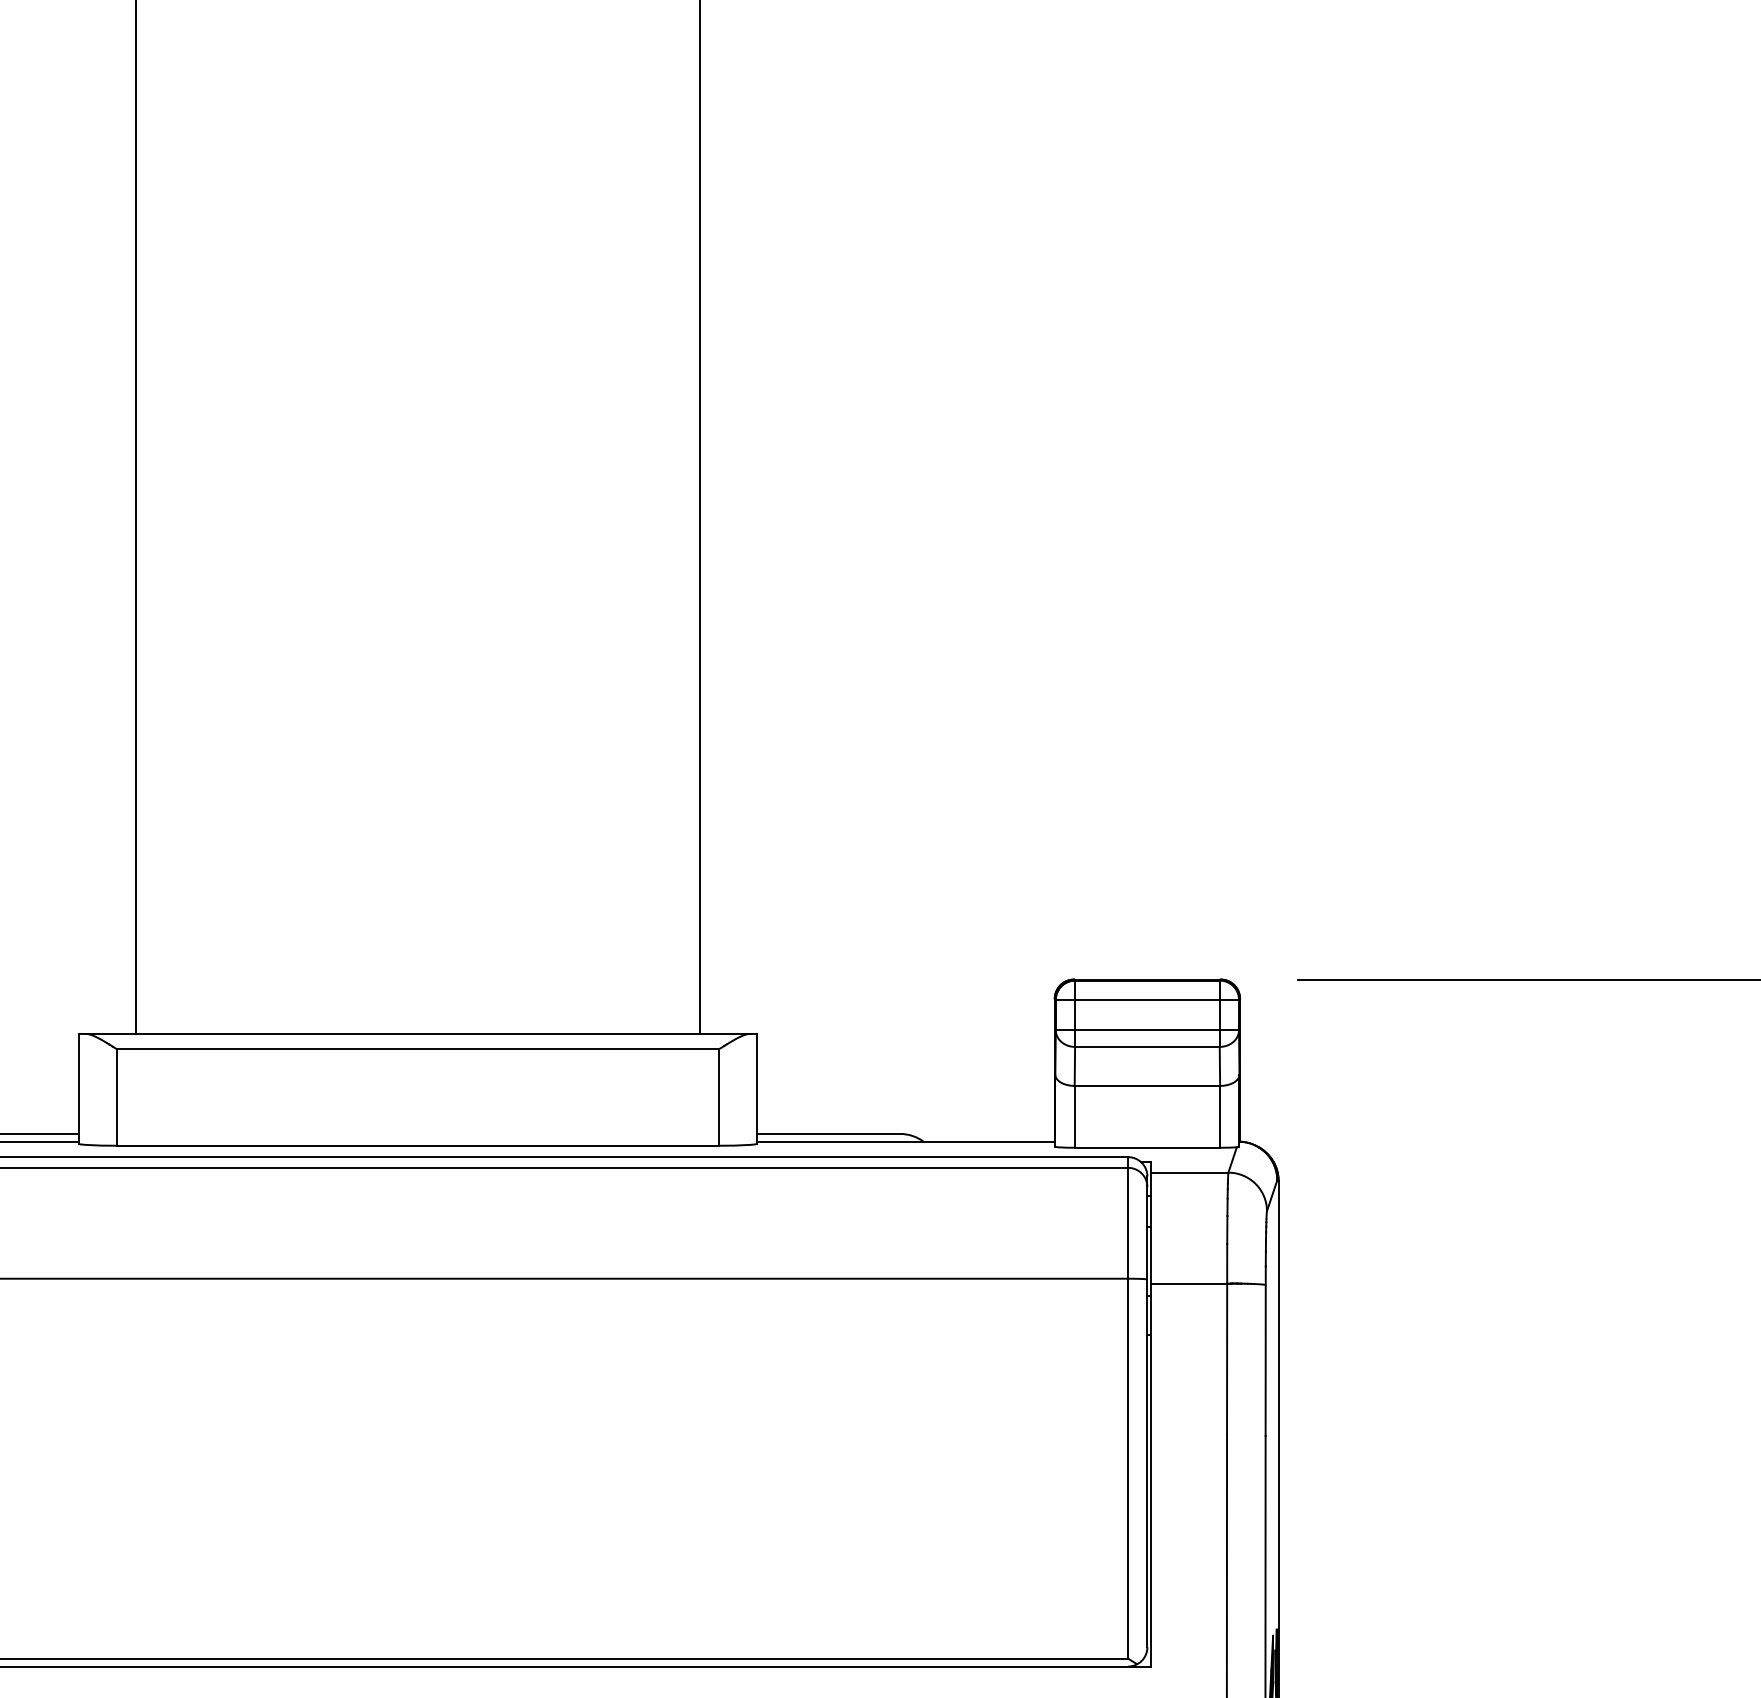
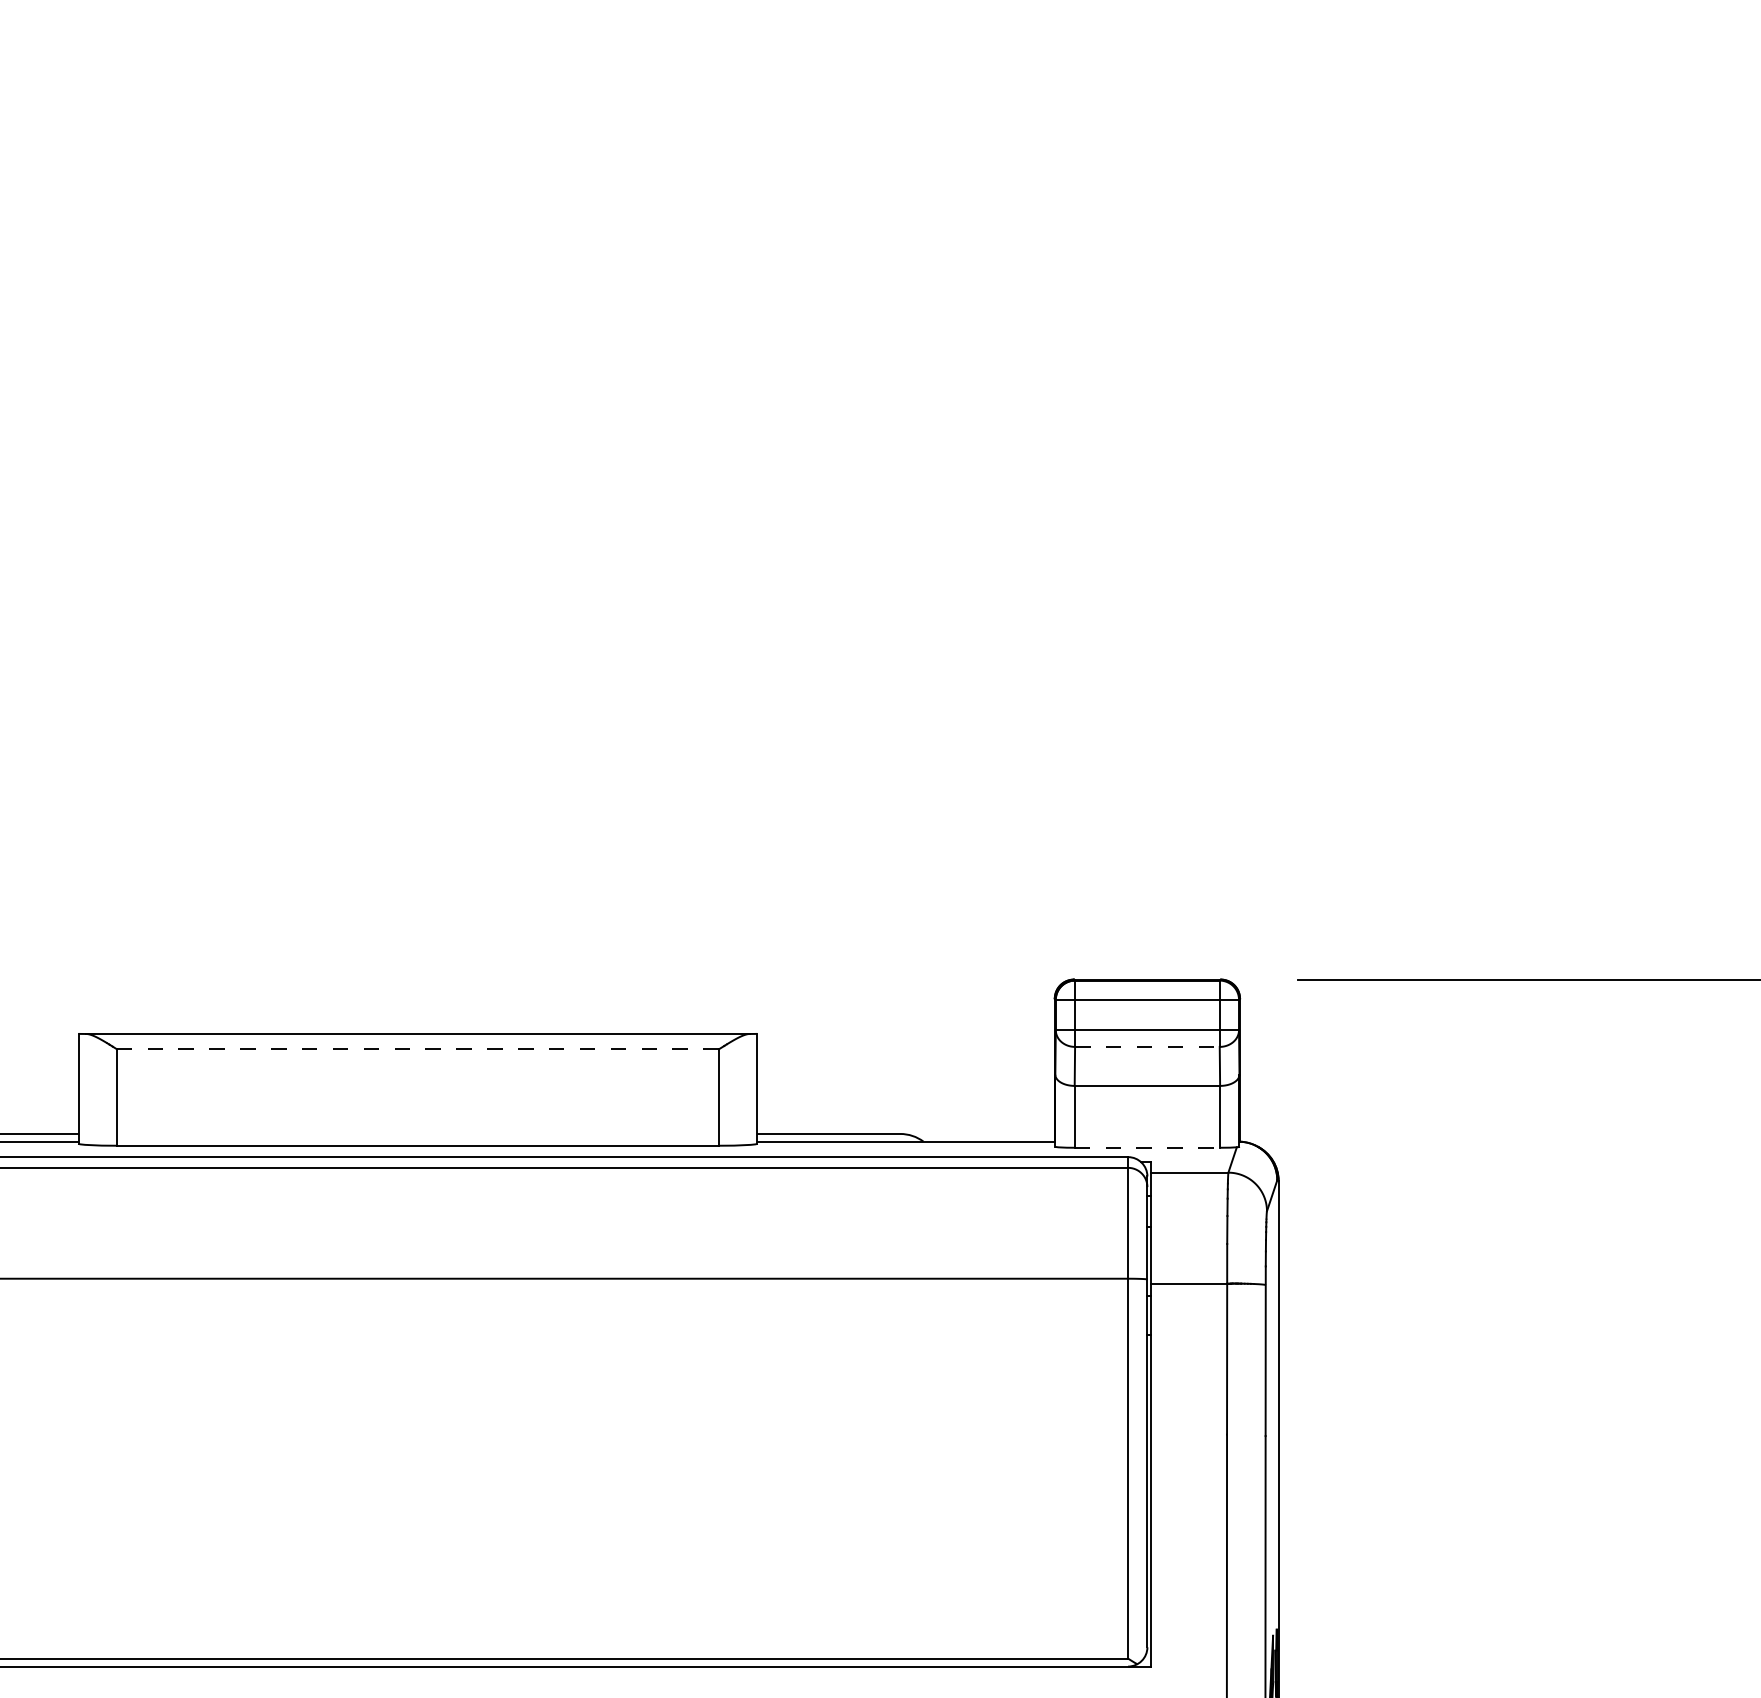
line: present -> none (136, 517)
line: present -> none (699, 517)
line: solid -> dashed (1147, 1046)
line: solid -> dashed (417, 1049)
line: solid -> dashed (1147, 1147)
